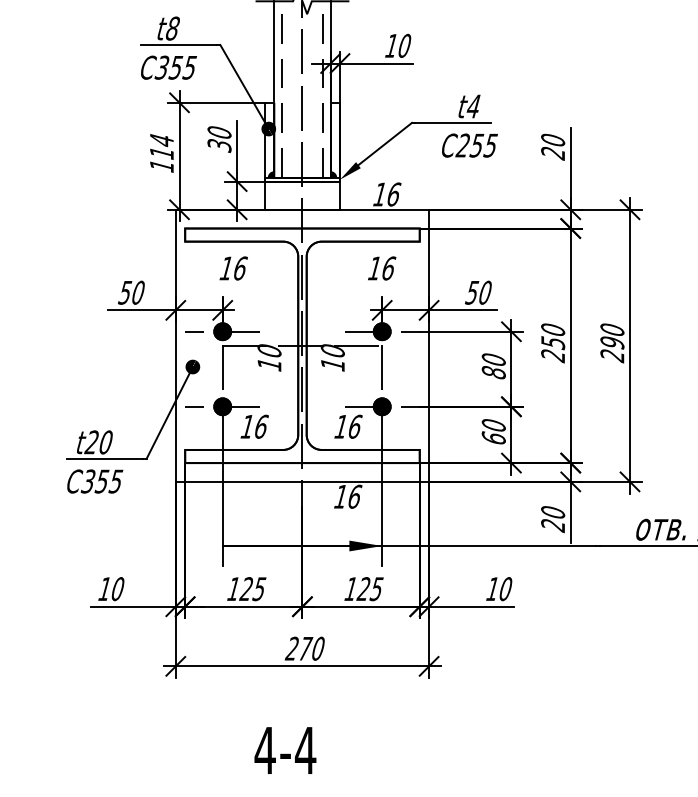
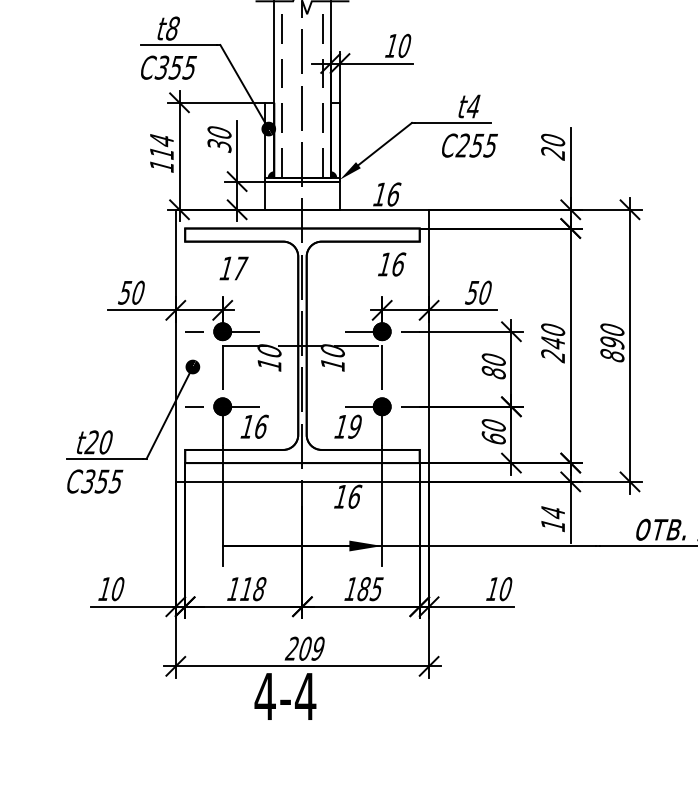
text: 16 -> 17 (241, 268)
text position: (382, 268) -> (392, 264) (392, 264)
text: 250 -> 240 (553, 343)
text: 290 -> 890 (612, 356)
text: 16 -> 19 (355, 426)
text: 20 -> 14 (553, 519)
text: 125 -> 118 (252, 589)
text: 125 -> 185 (363, 589)
text: 270 -> 209 (311, 648)
text position: (285, 750) -> (285, 696) (285, 696)
